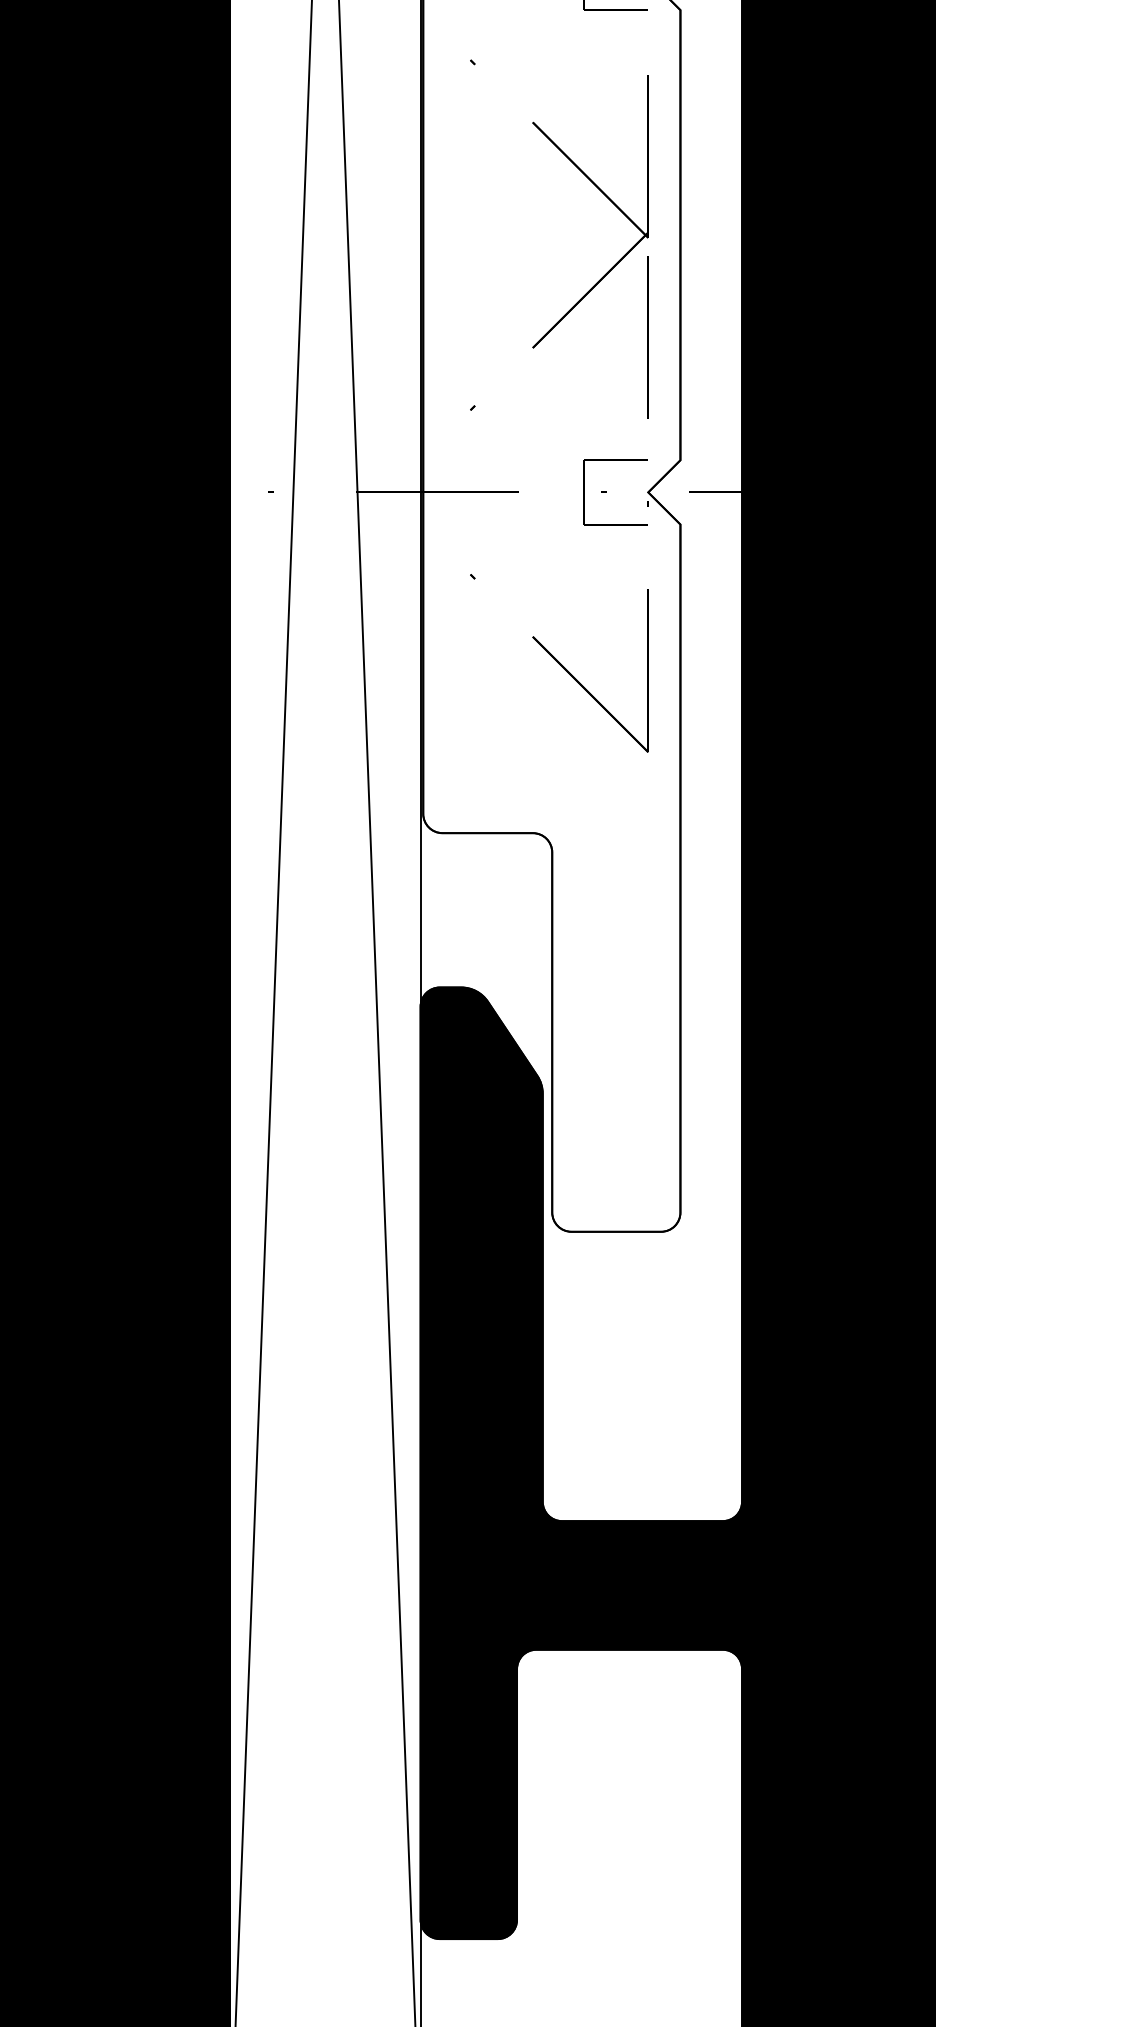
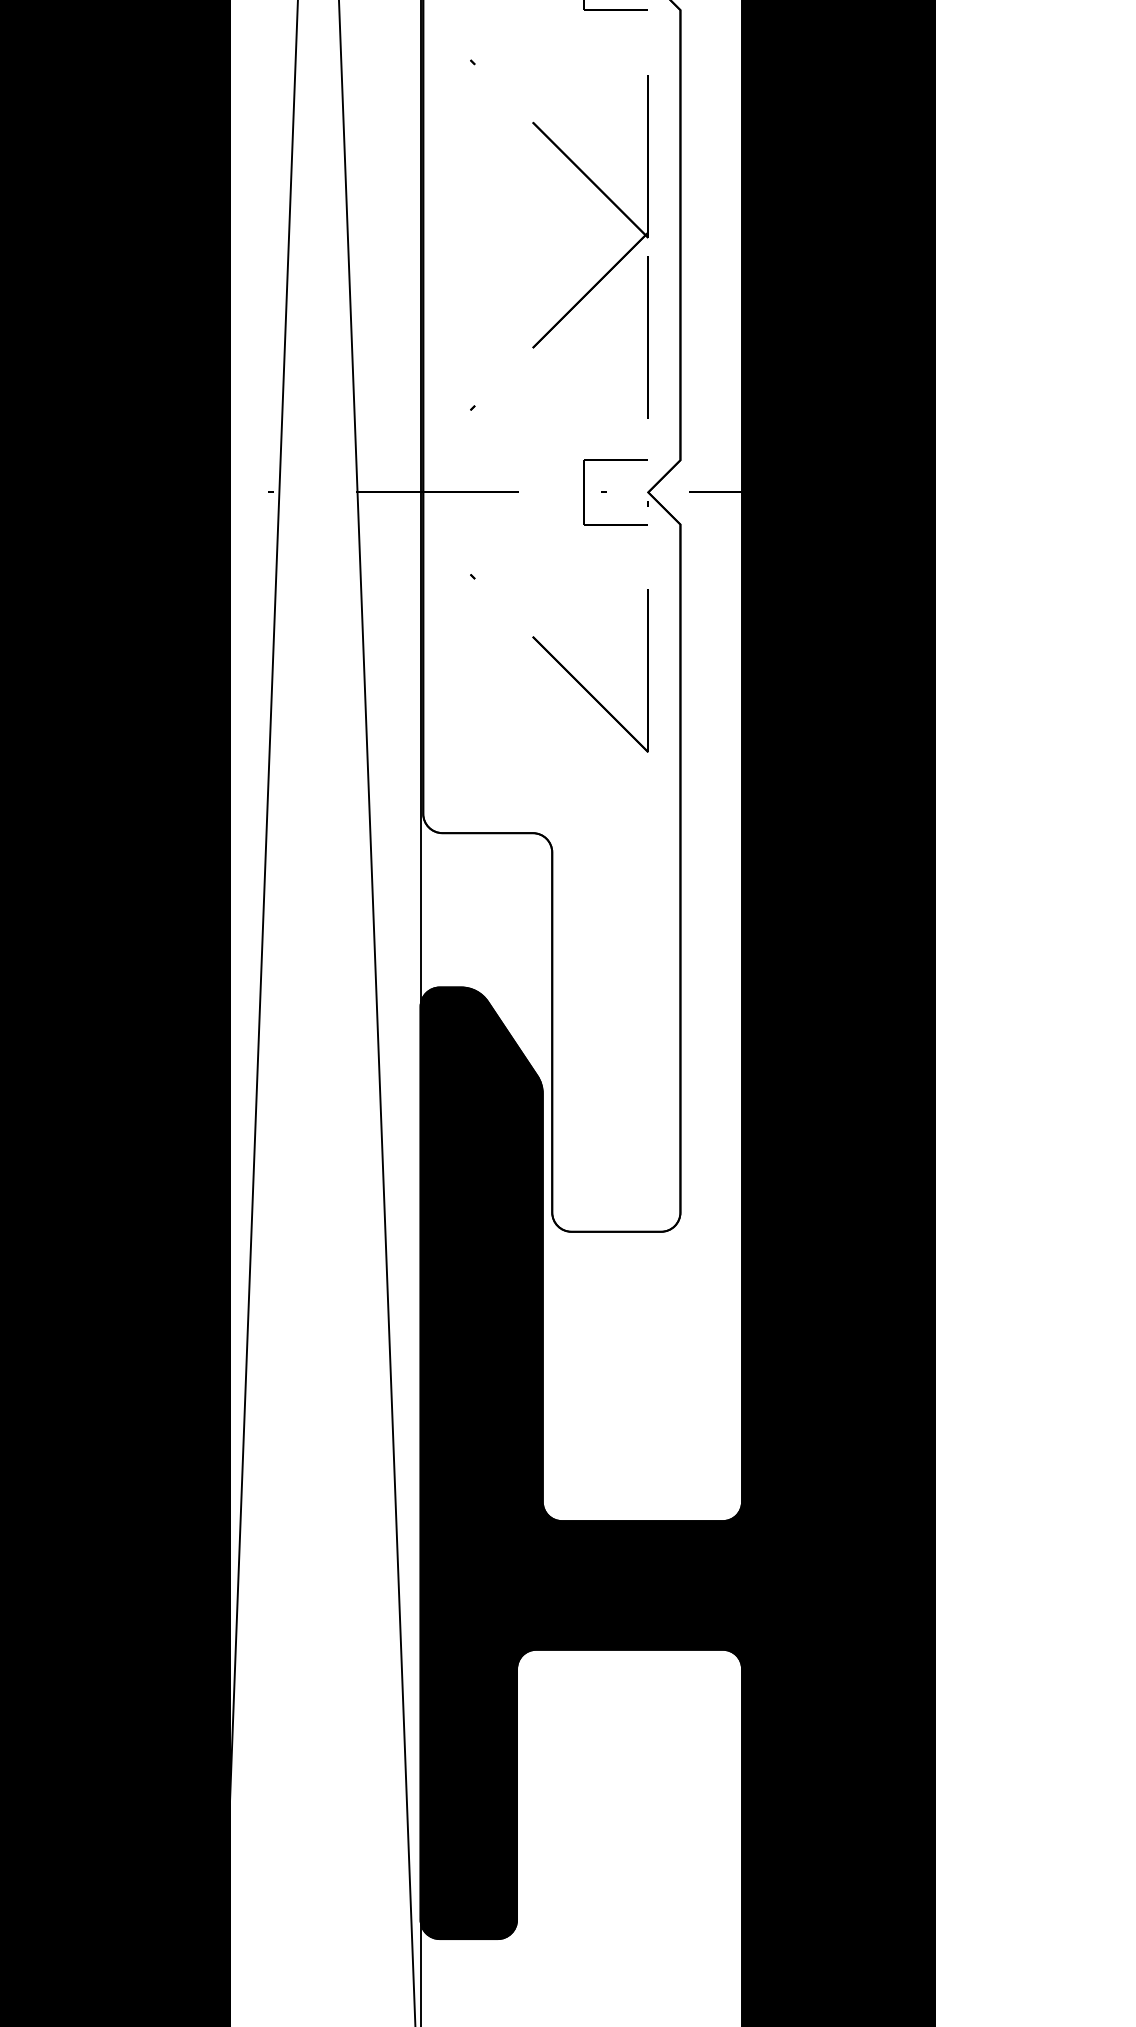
line position: (273, 1012) -> (259, 1012) (259, 1012)
